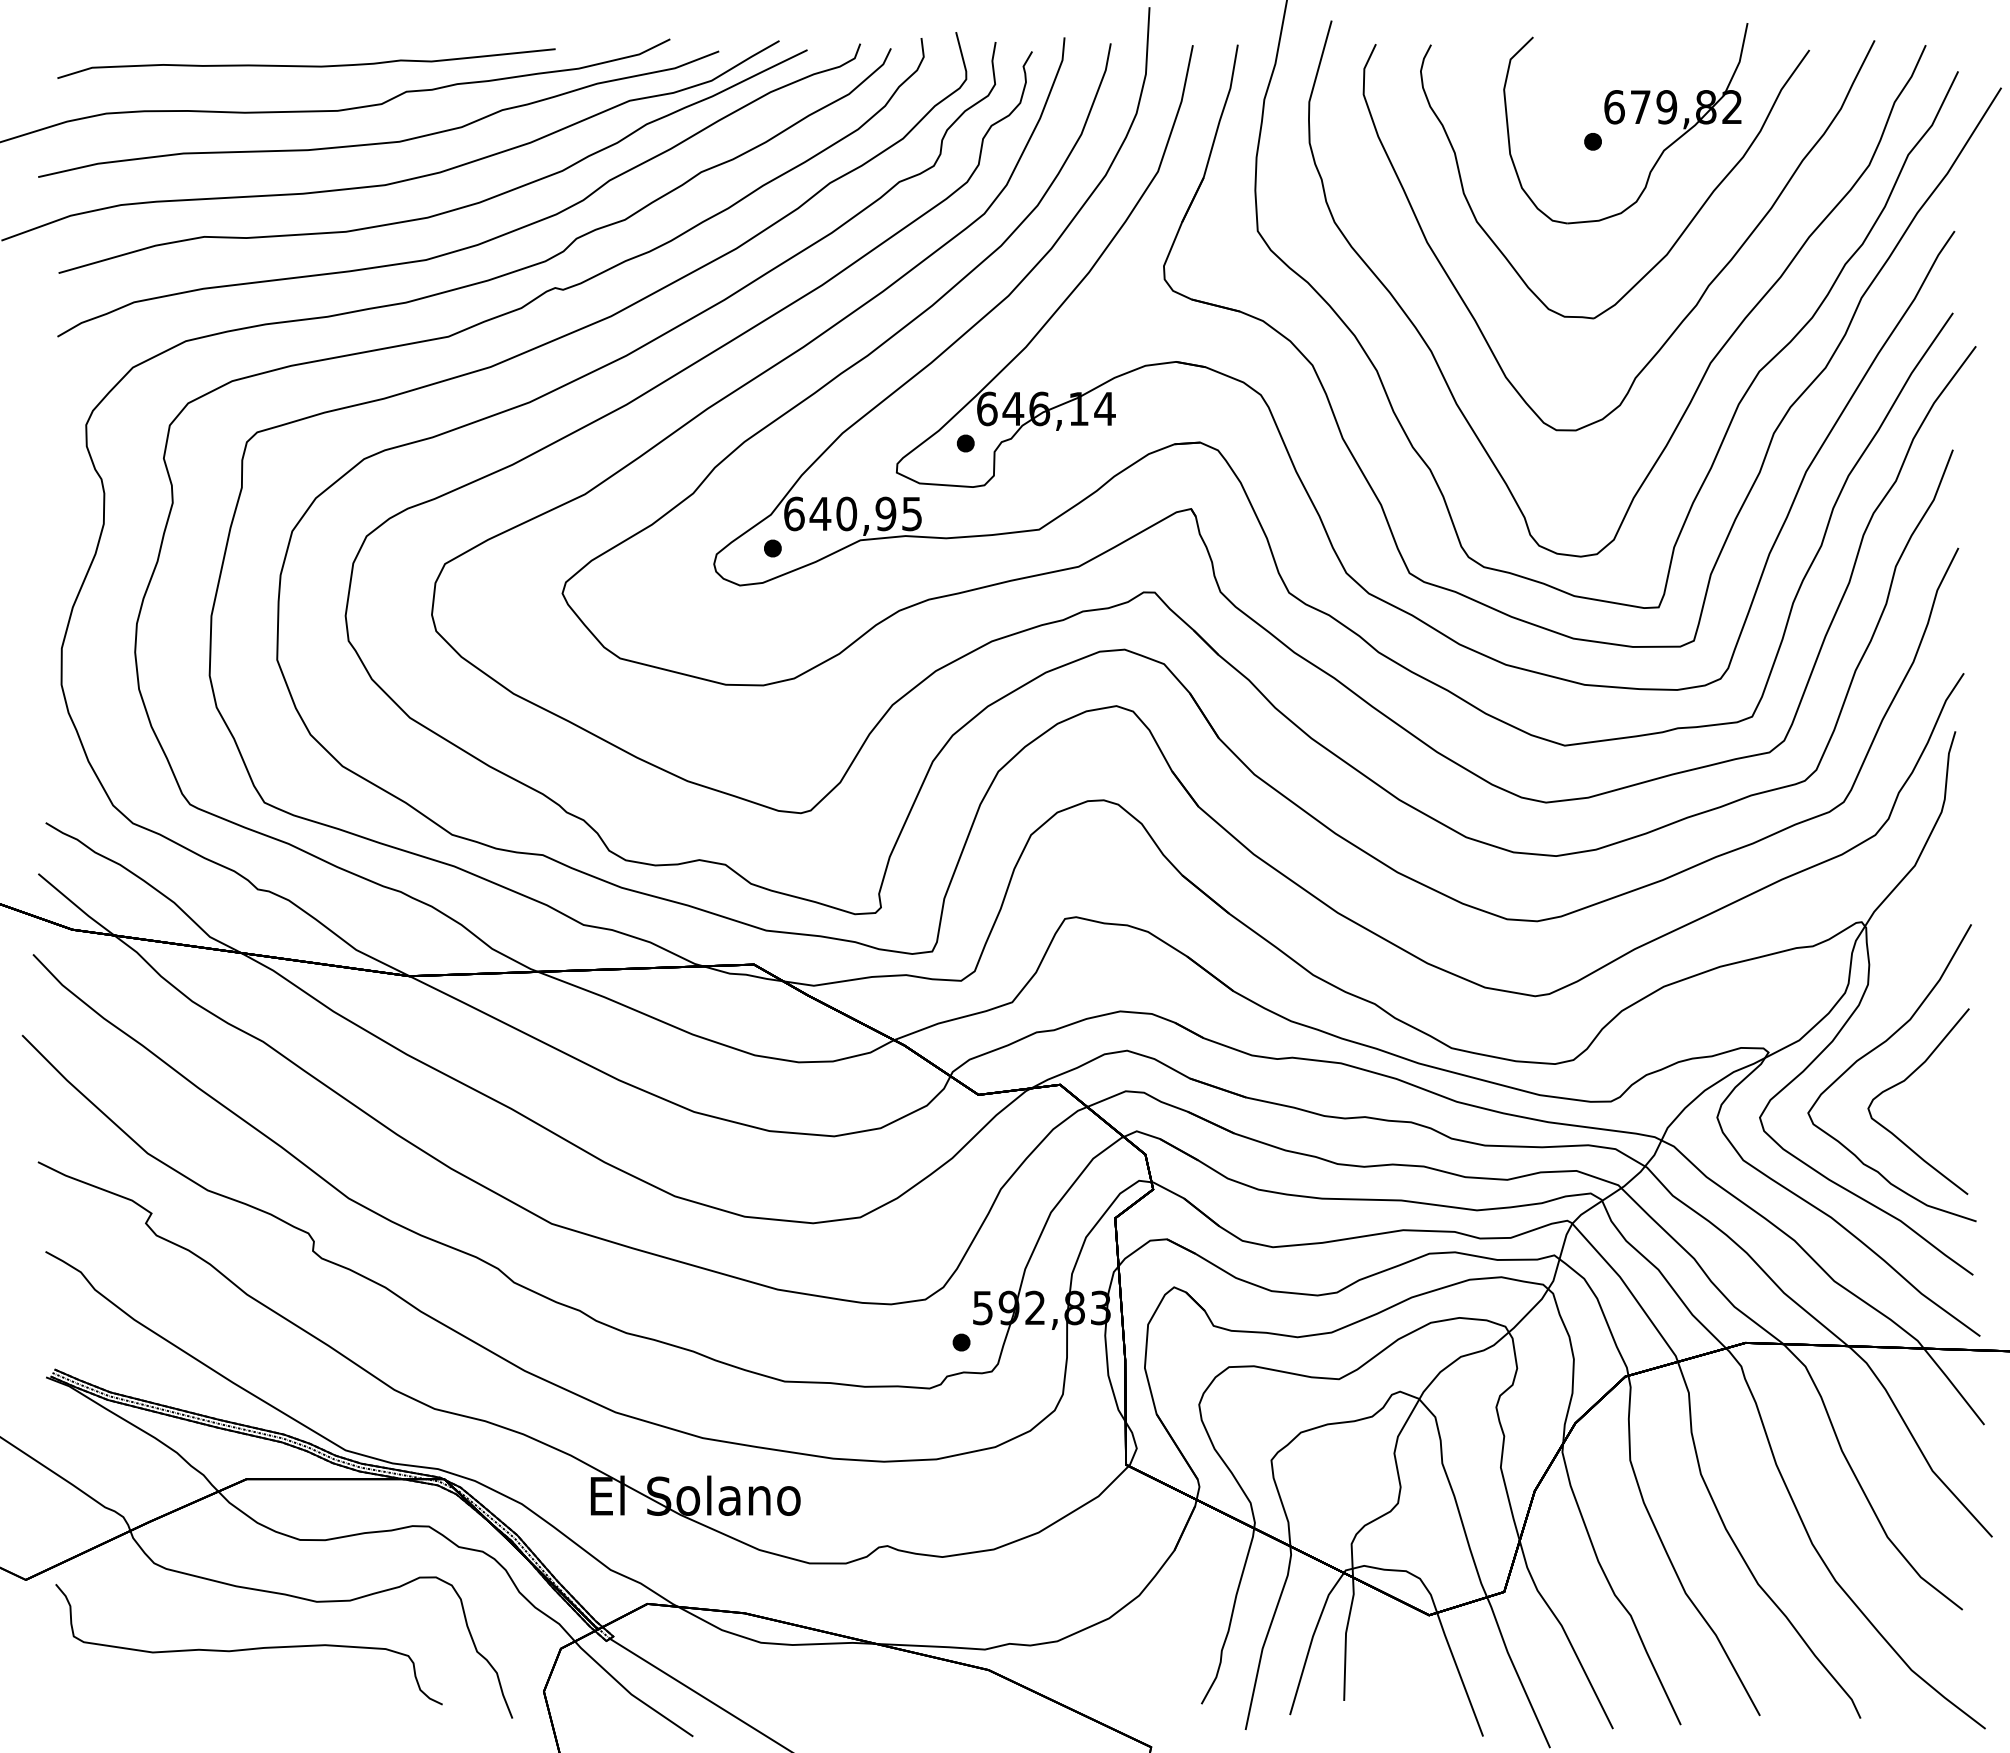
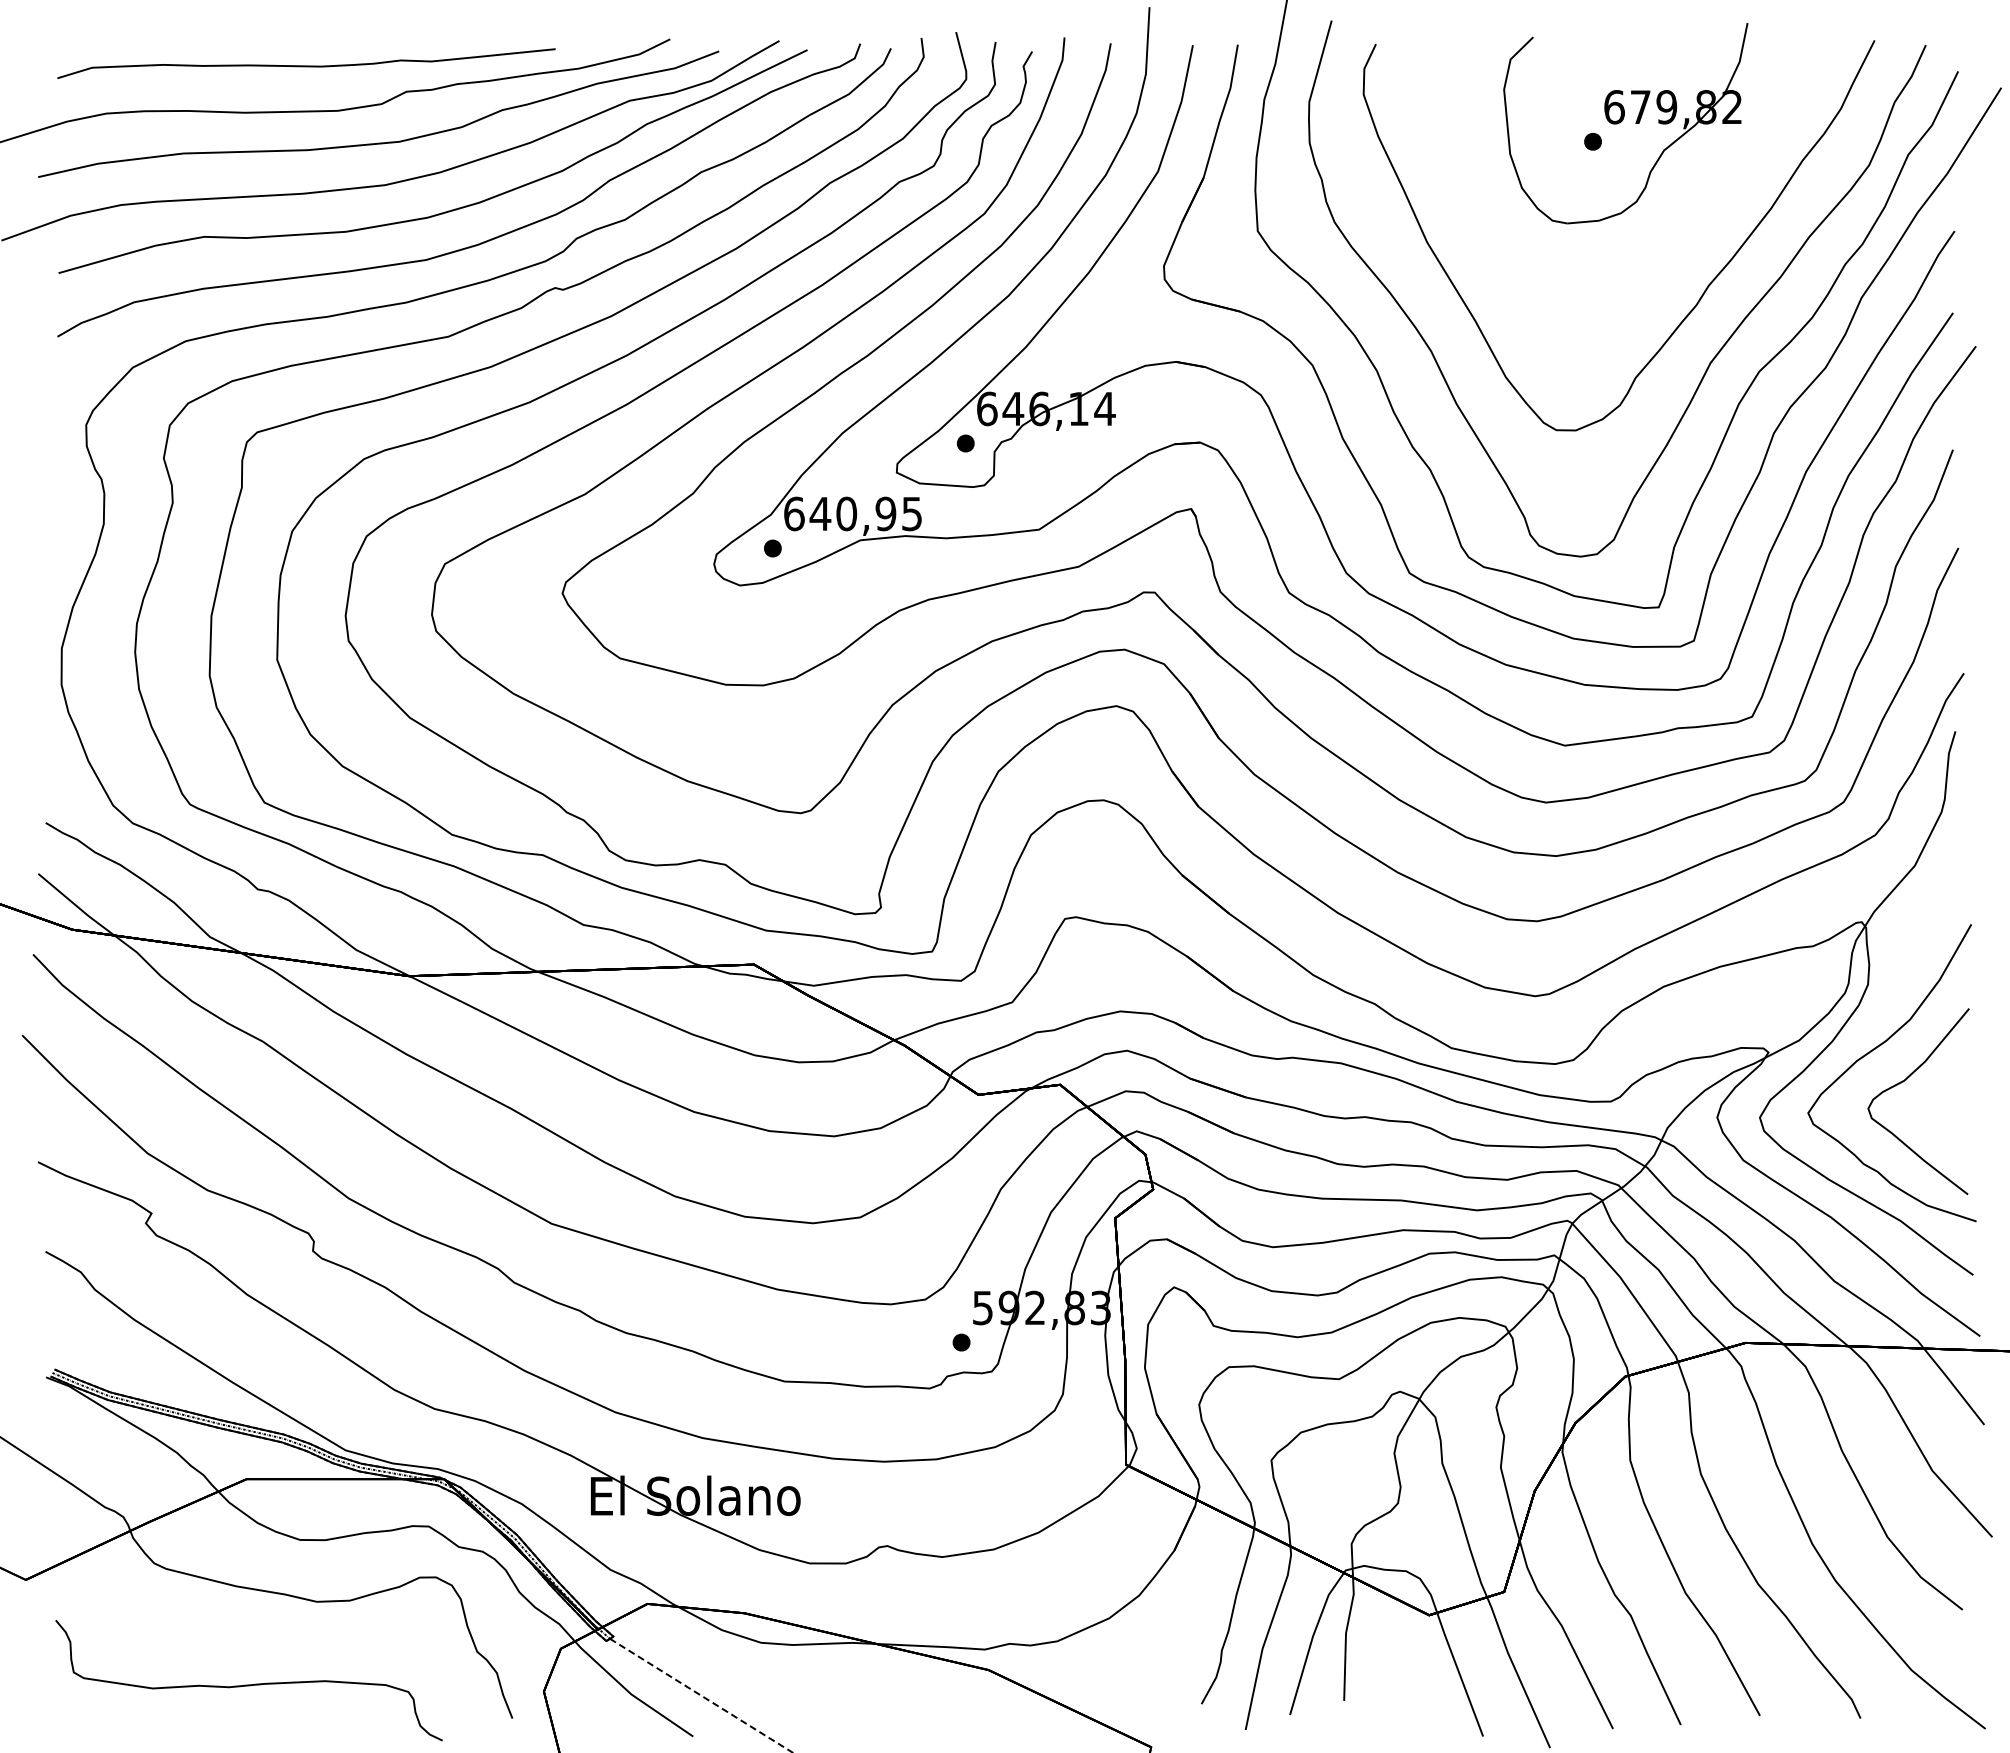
part: present -> none (1682, 231)
part position: (248, 1644) -> (248, 1680) (248, 1680)
line: solid -> dashed (701, 1695)
